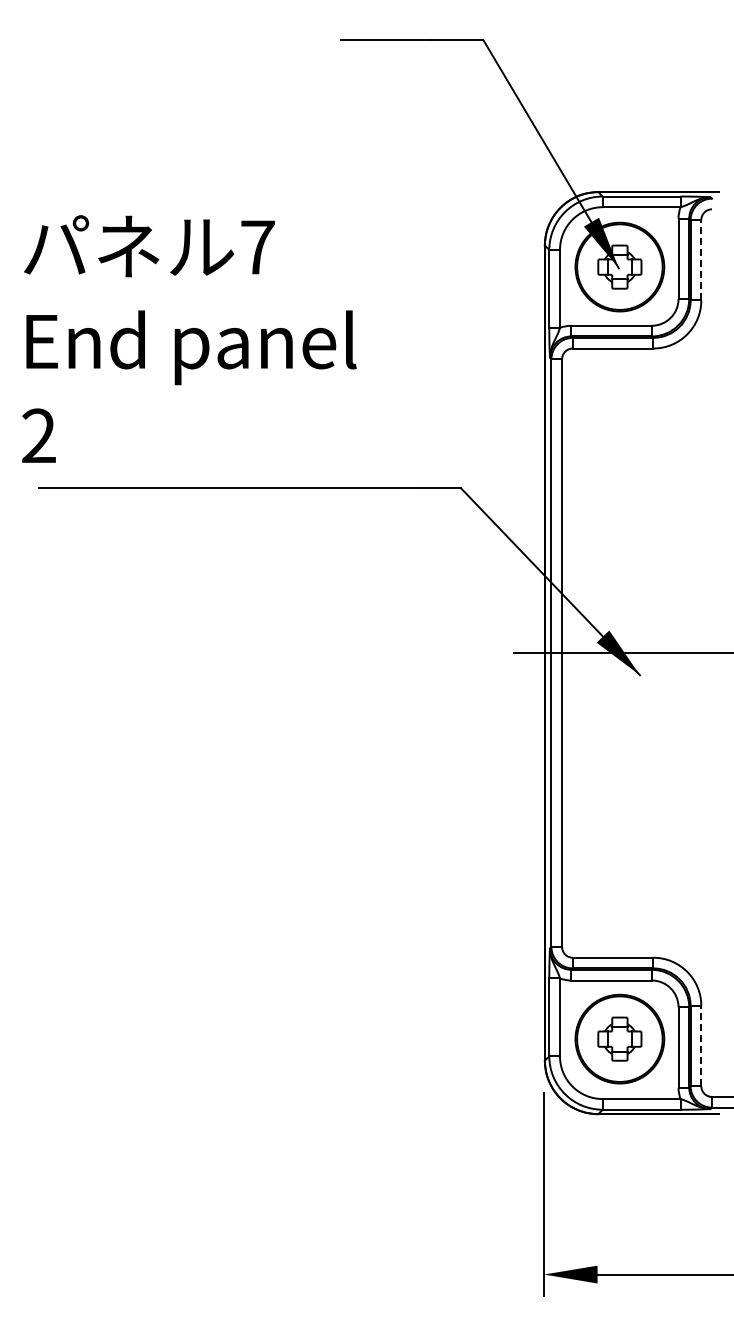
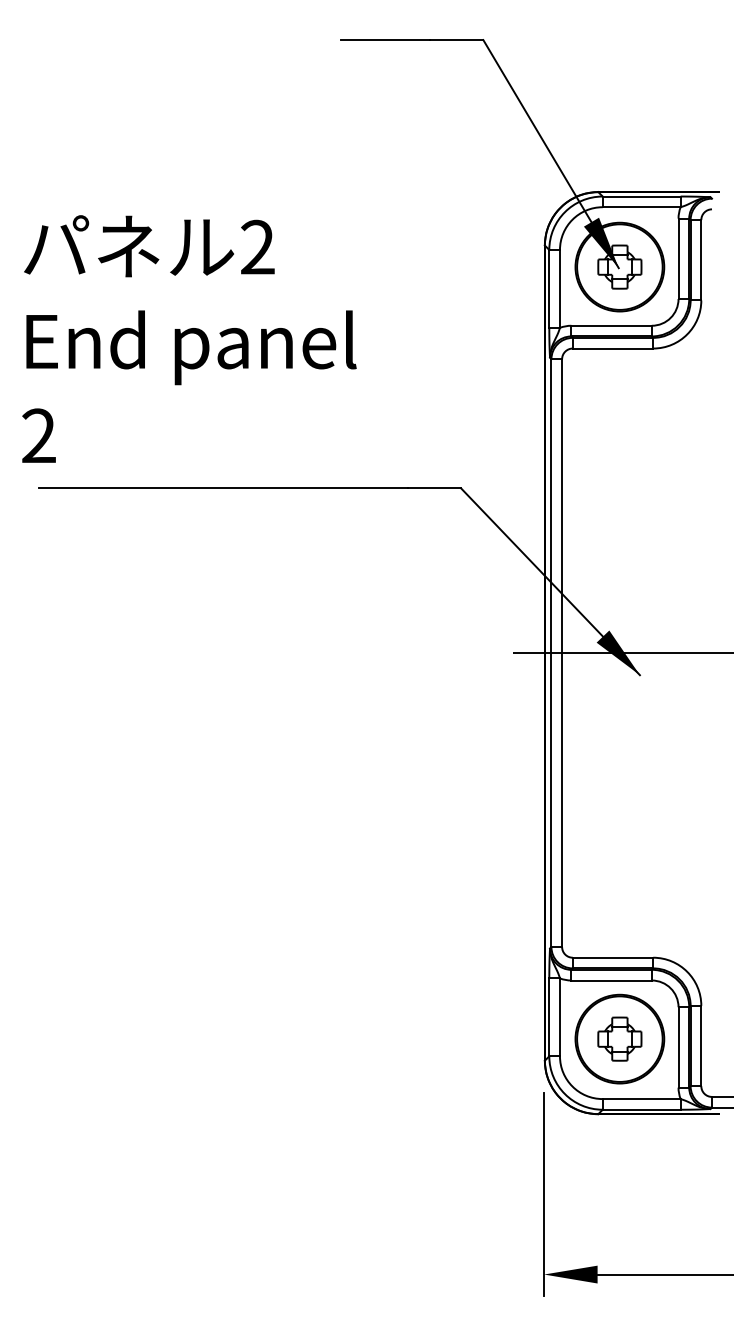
text: 7 -> 2 (257, 246)
line: dashed -> solid (701, 259)
line: dashed -> solid (701, 1045)
